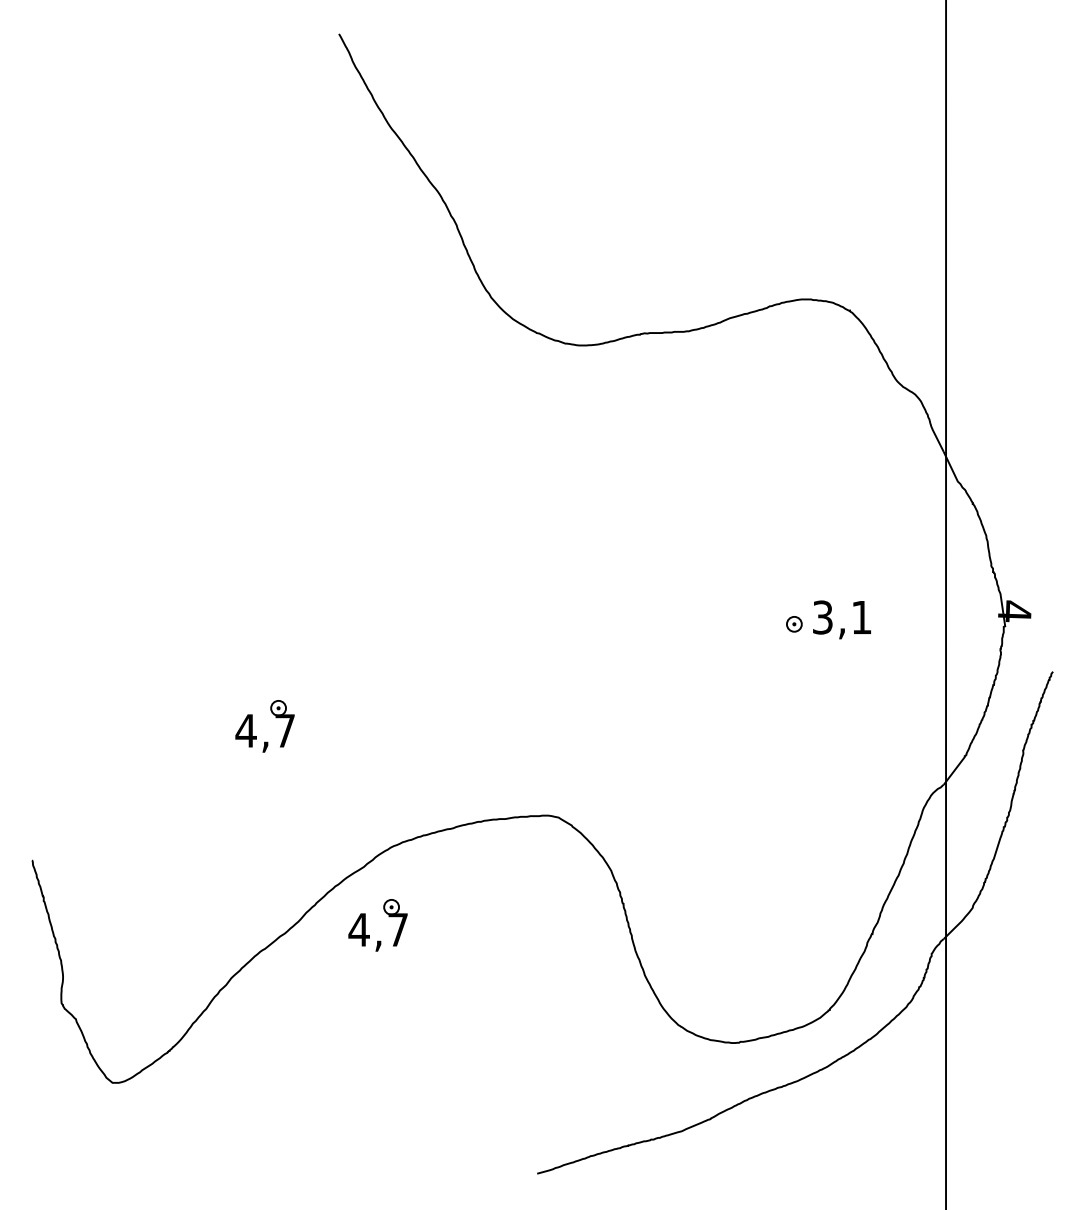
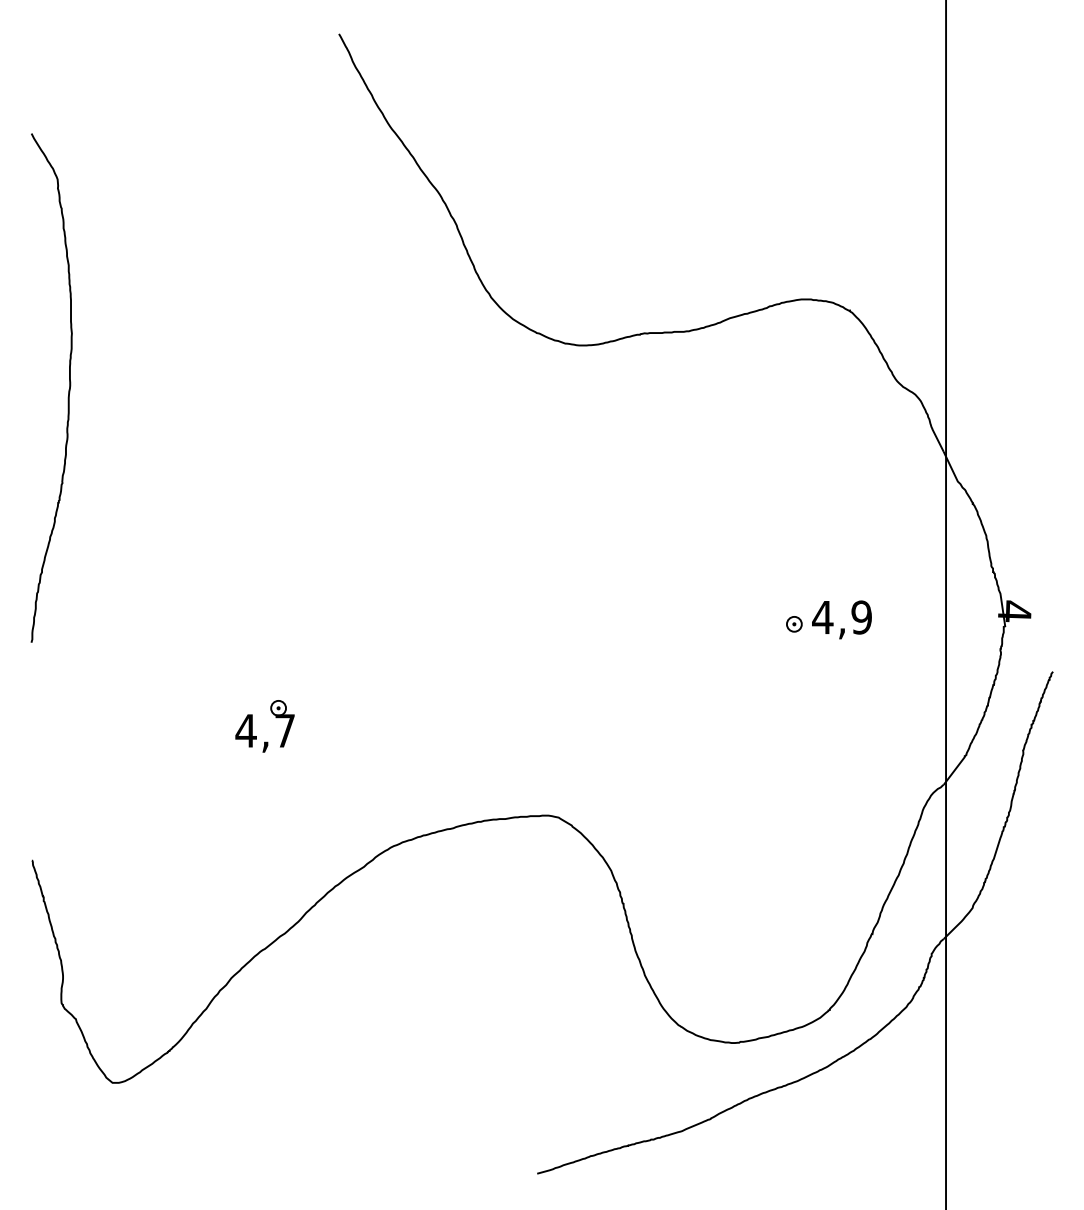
curve: none -> present (68, 389)
text: 3,1 -> 4,9 (841, 617)
part: present -> none (365, 925)
